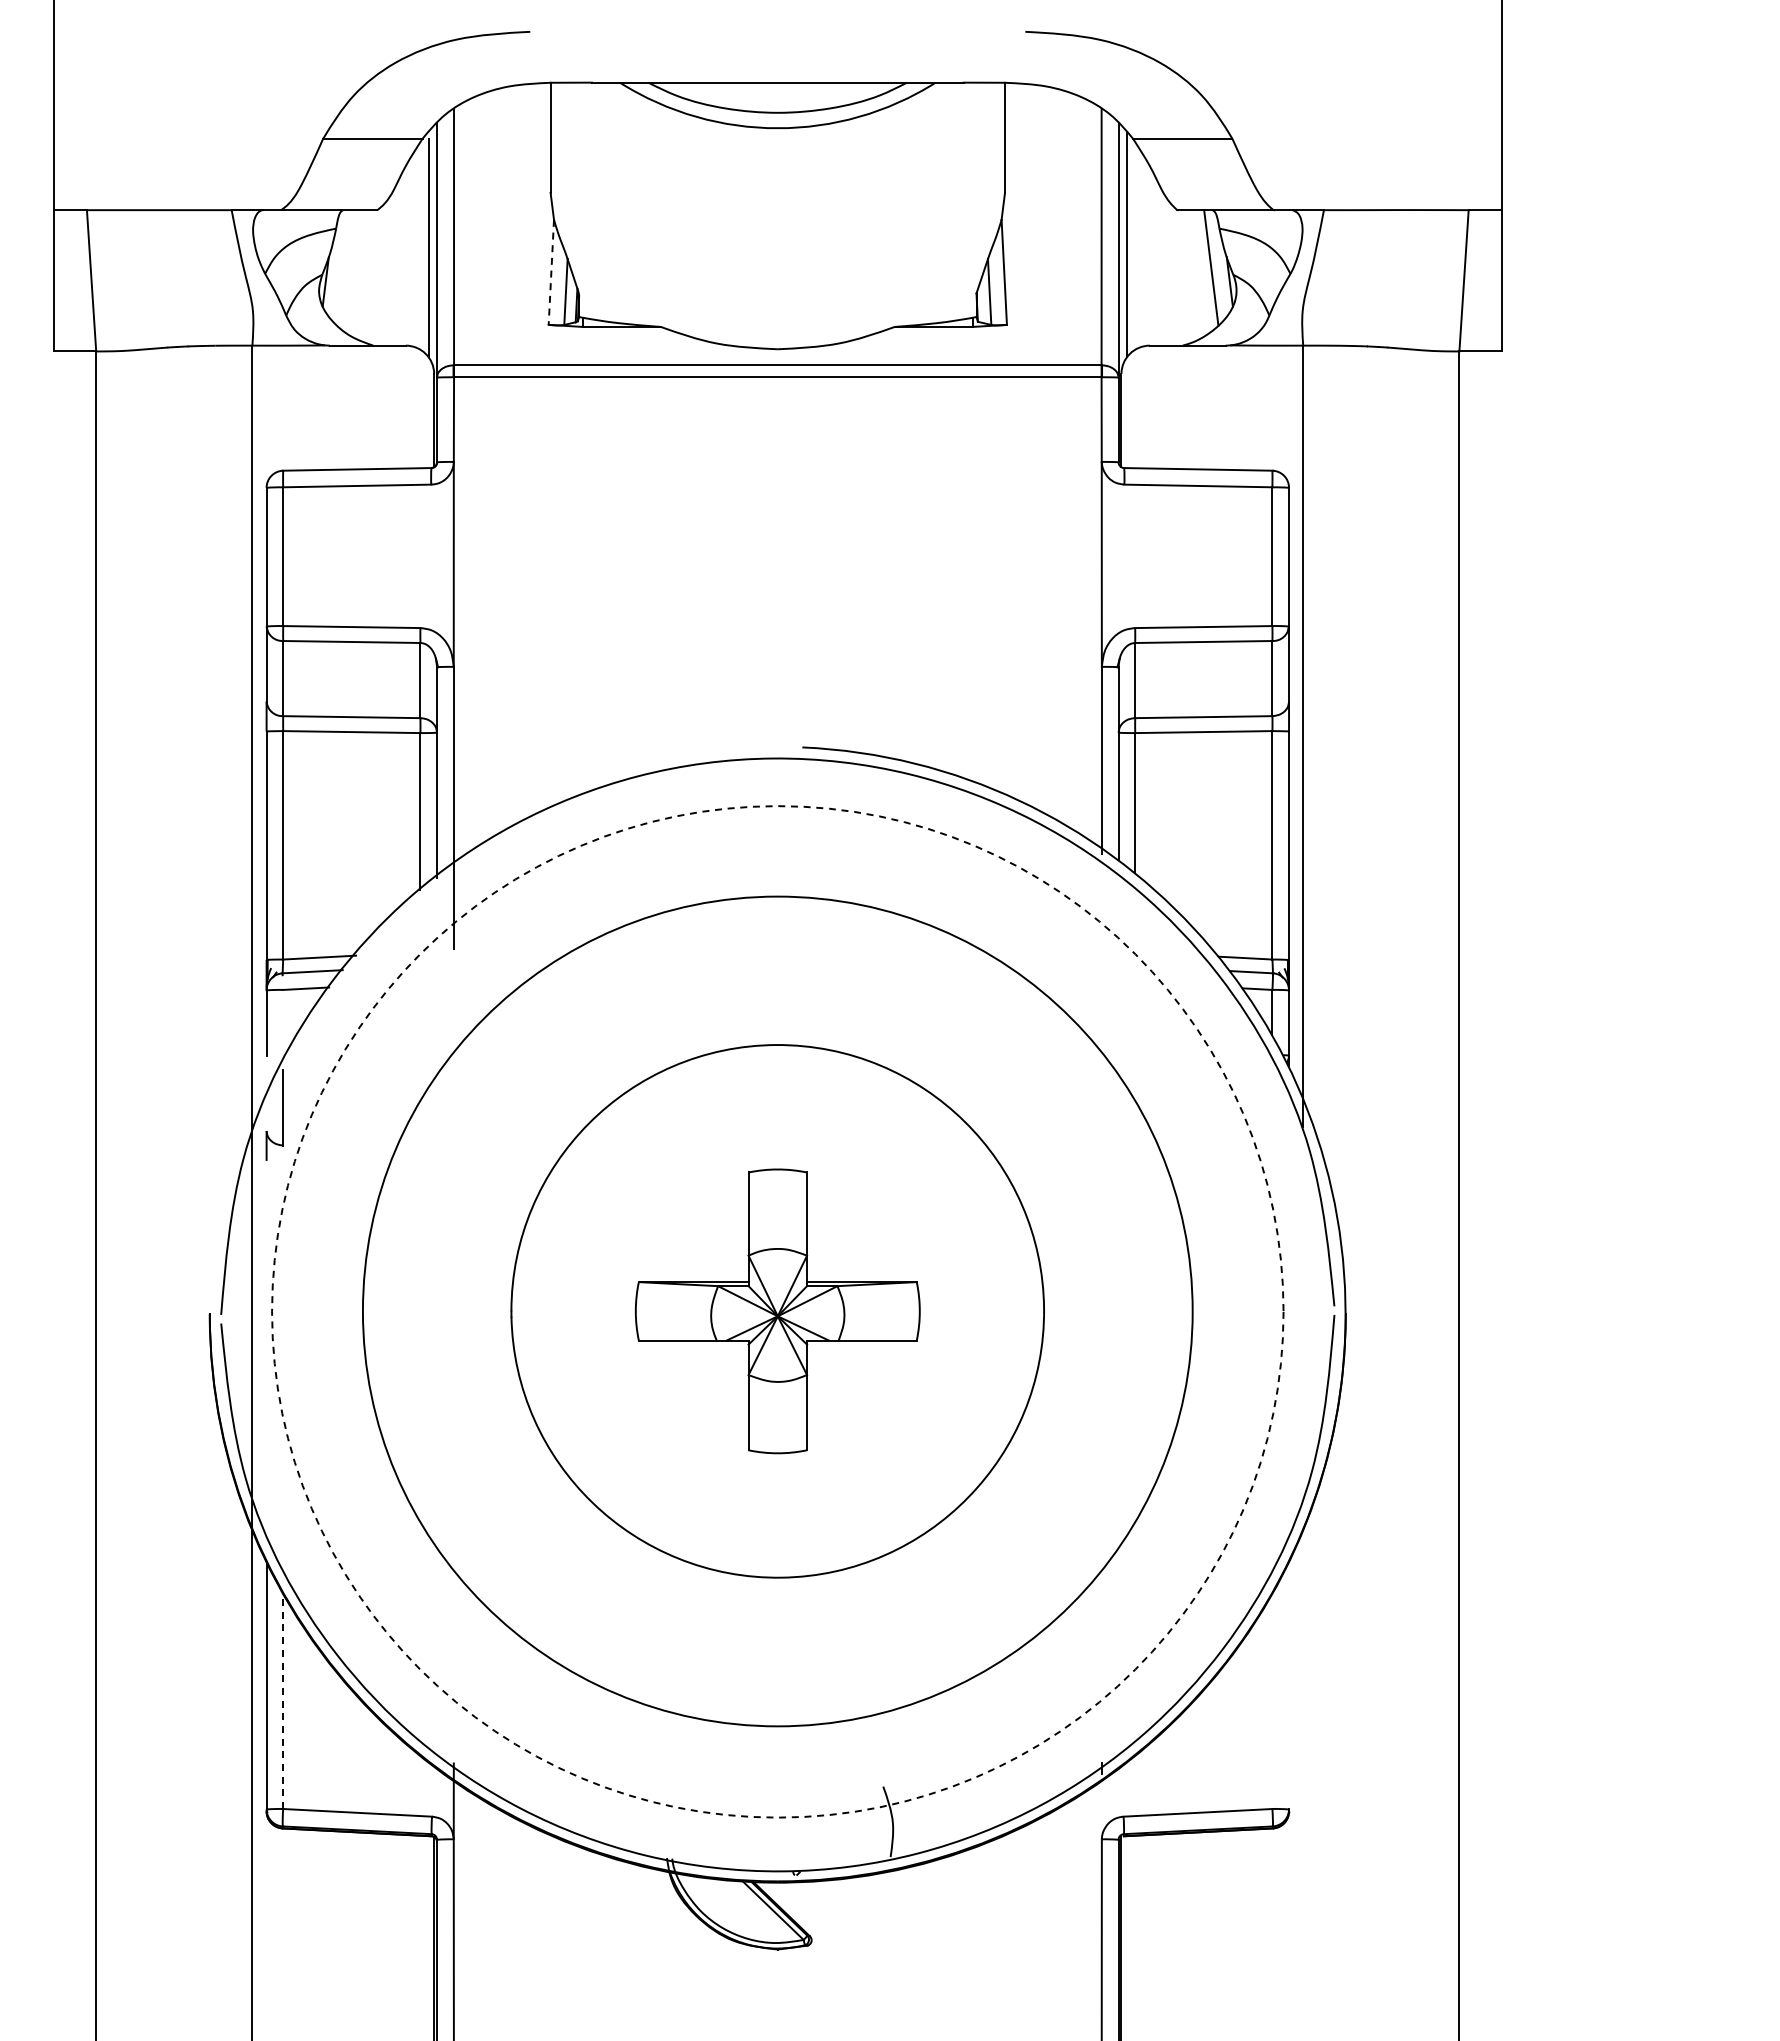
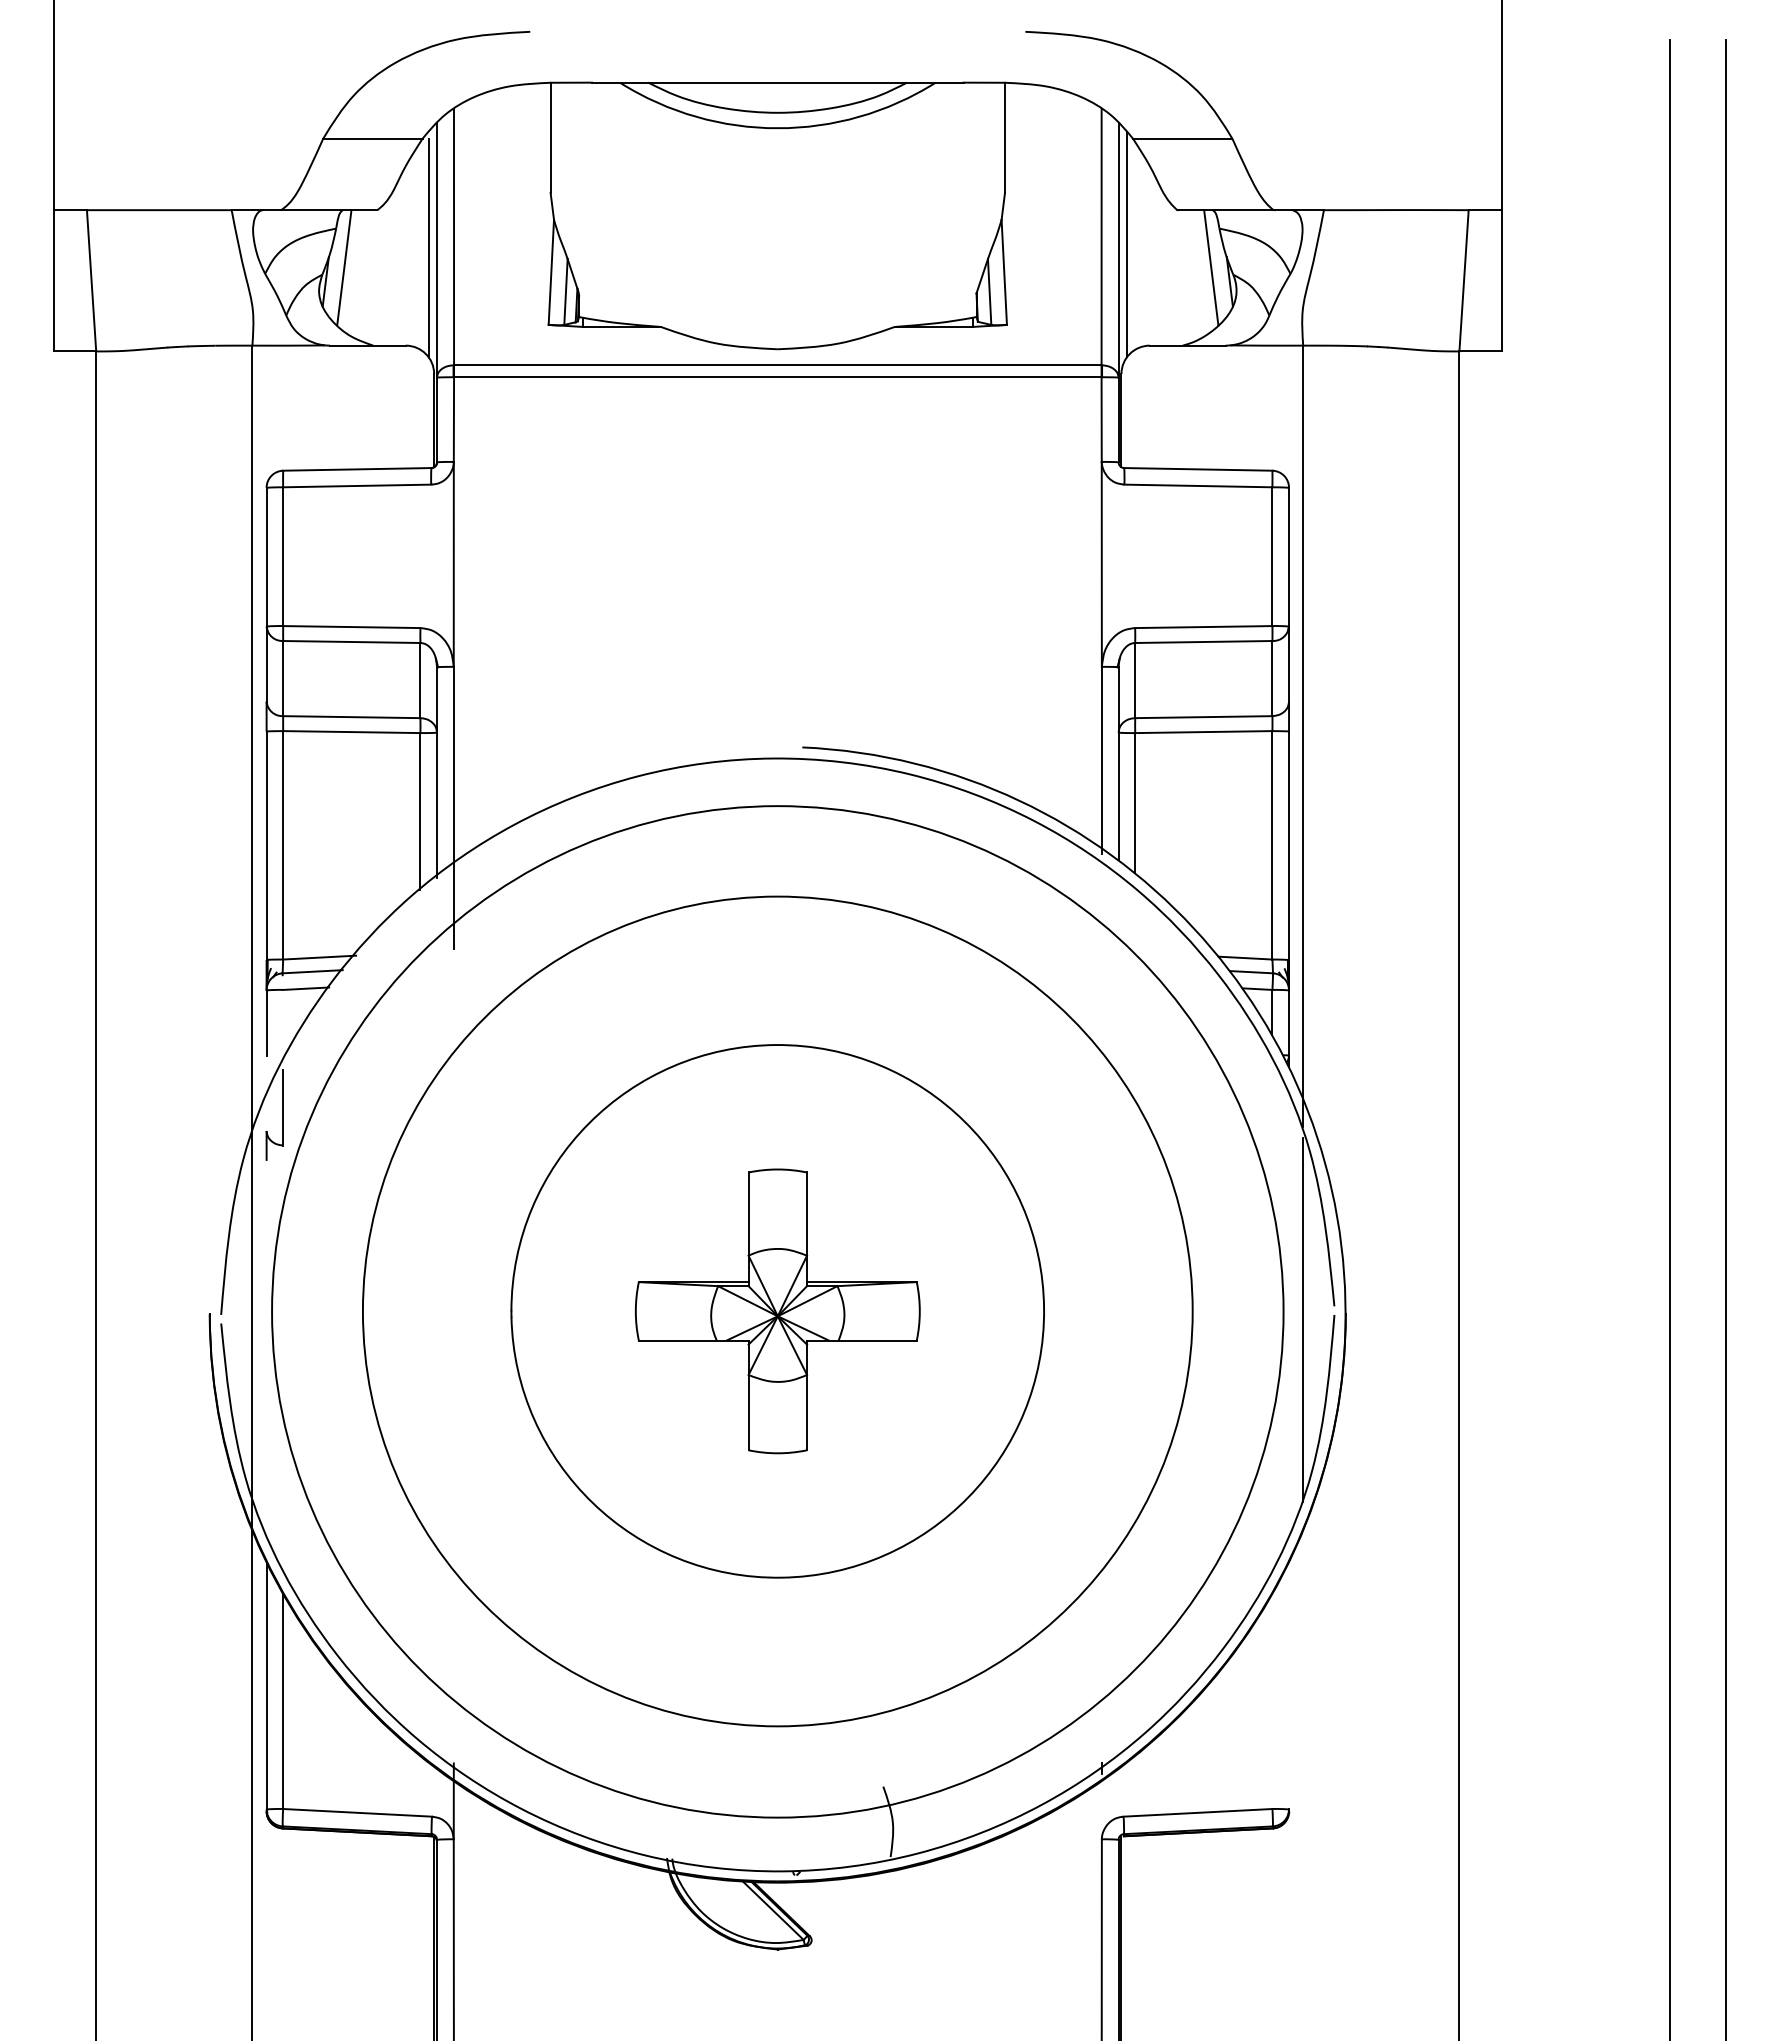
line: none -> present (344, 267)
line: dashed -> solid (551, 272)
line: none -> present (1669, 1038)
line: none -> present (1726, 1038)
circle: dashed -> solid (777, 1311)
line: none -> present (1303, 1319)
line: dashed -> solid (283, 1701)
